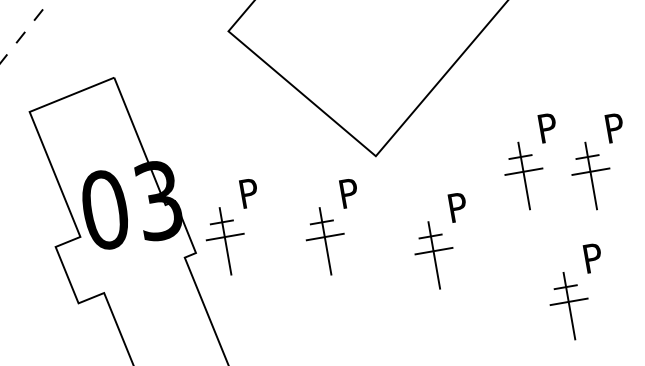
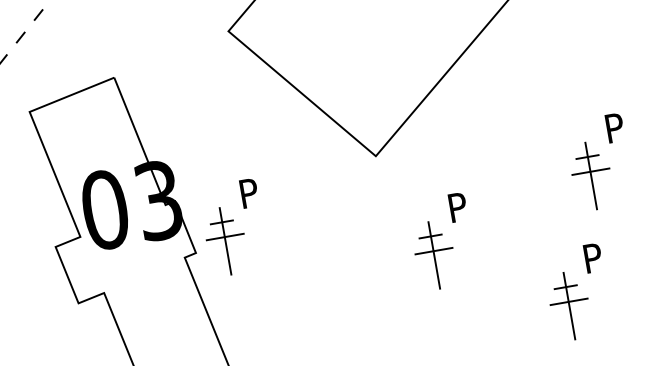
part: present -> none (529, 161)
part: present -> none (330, 227)
